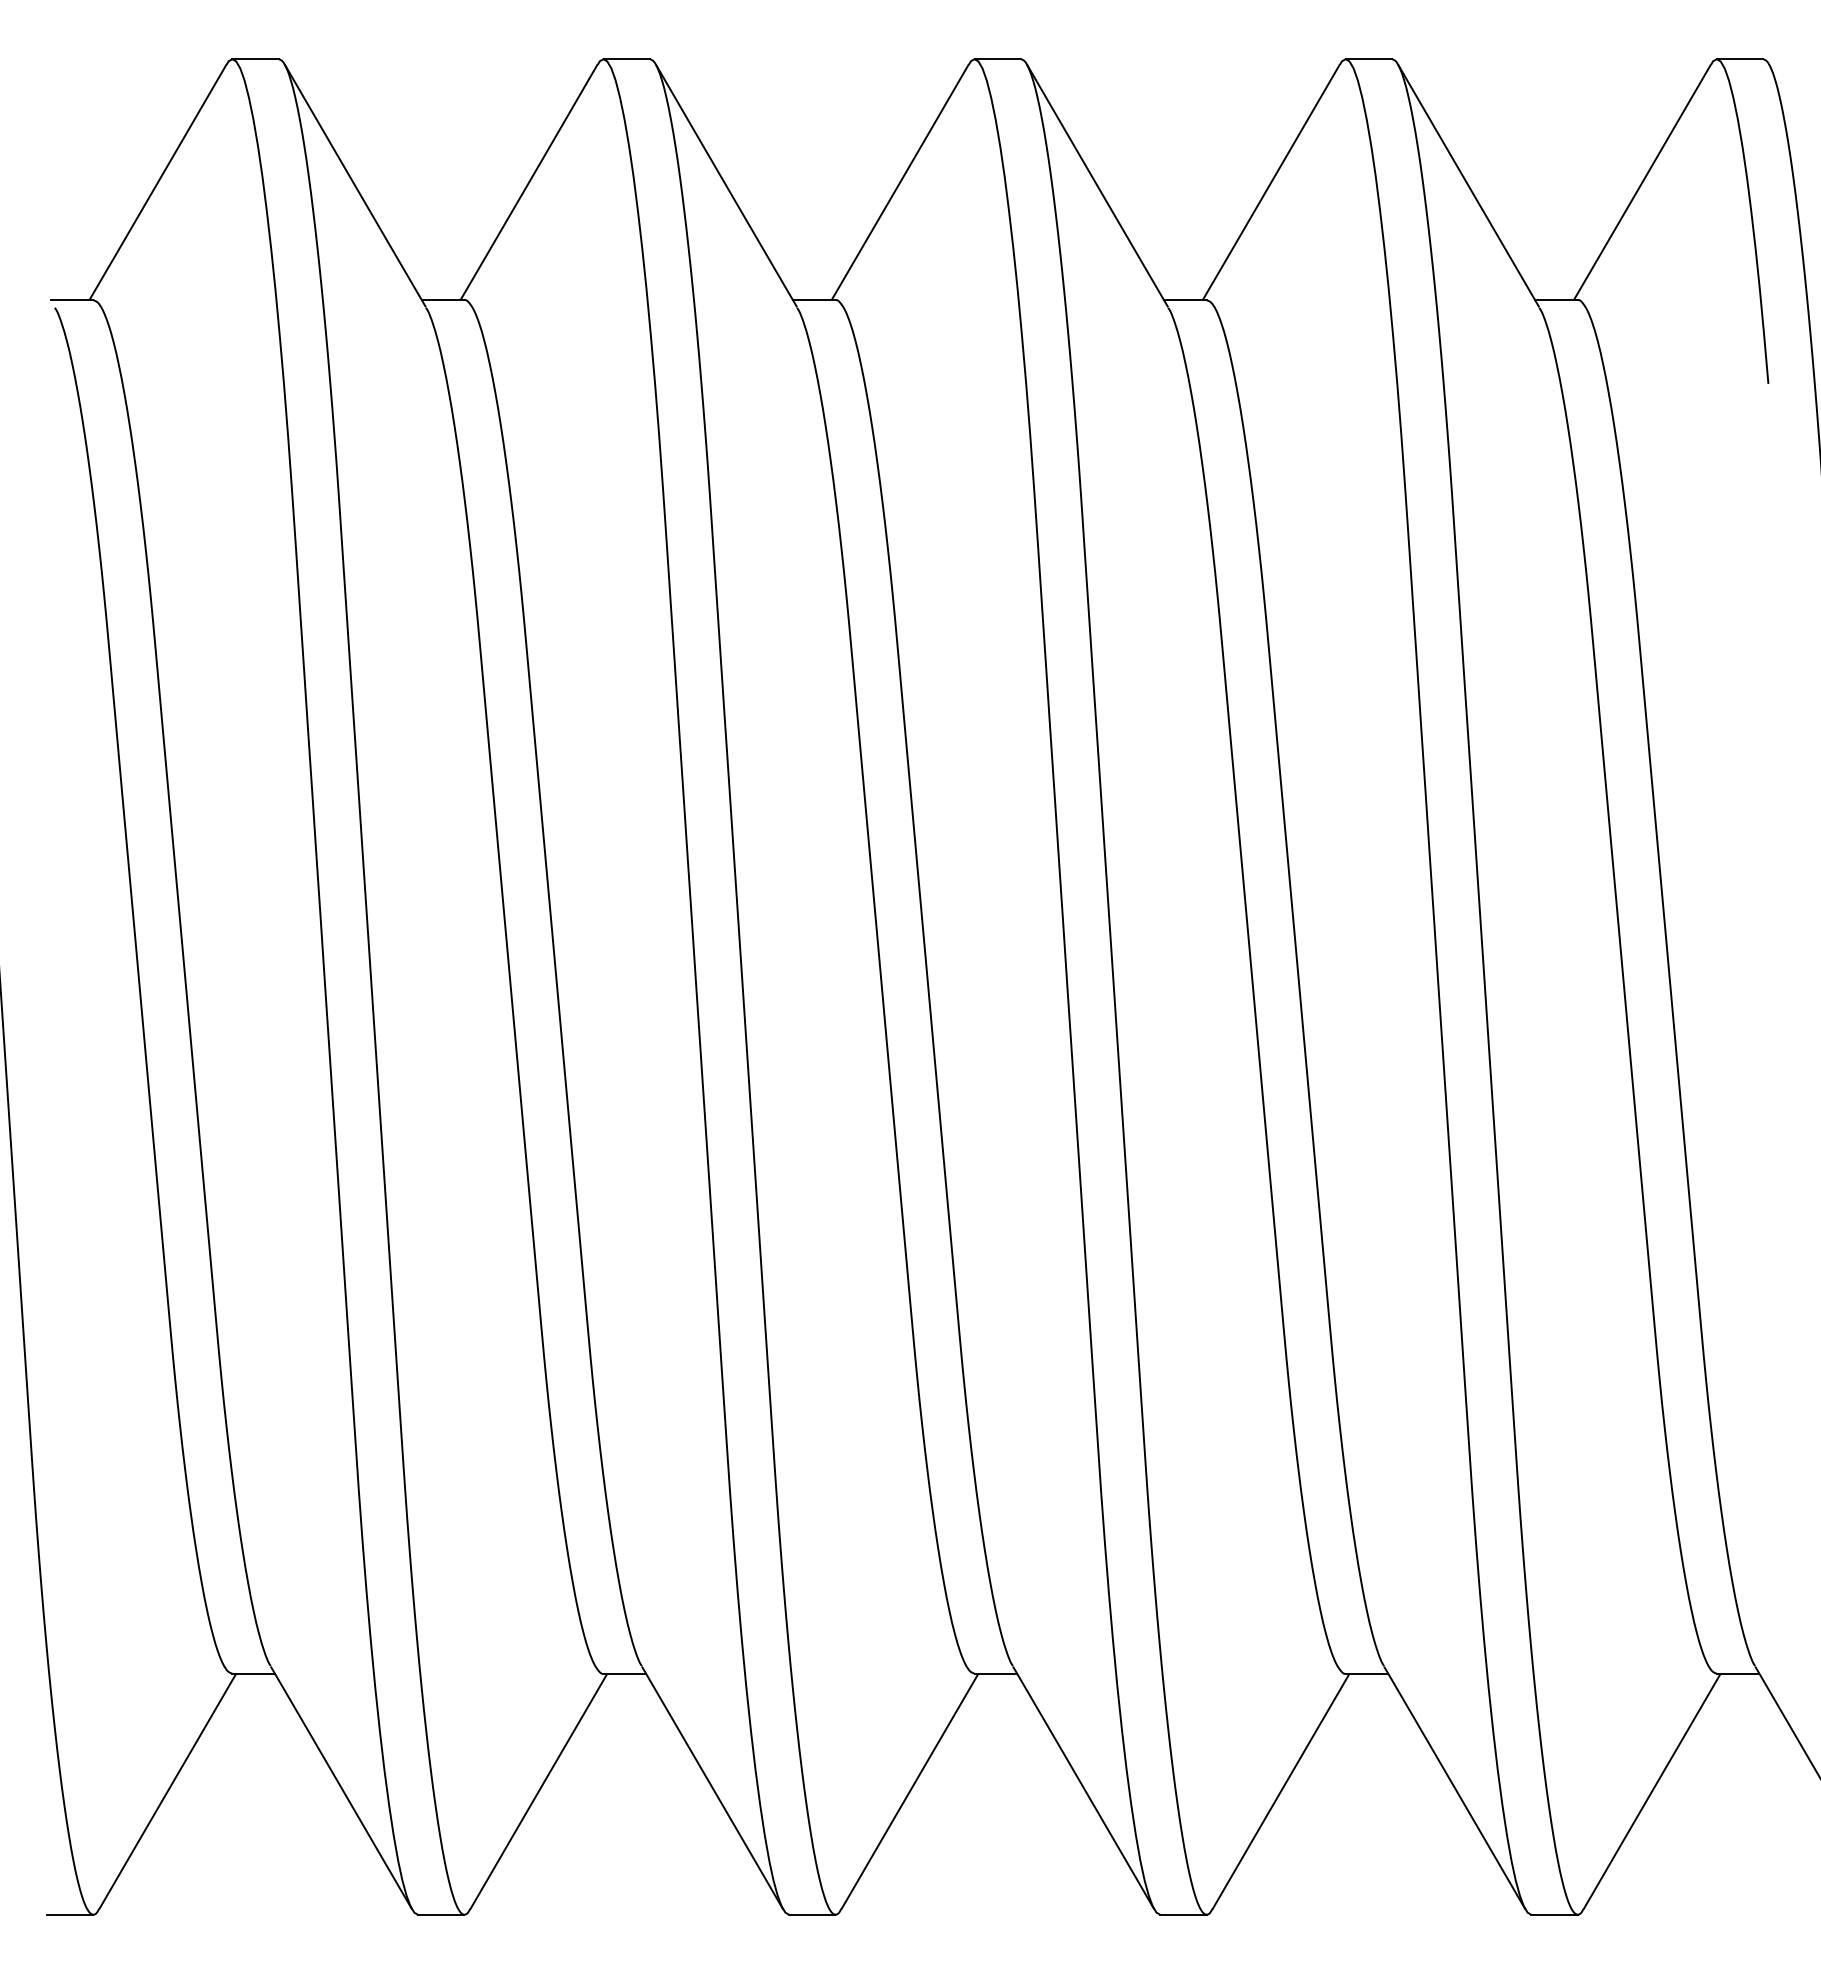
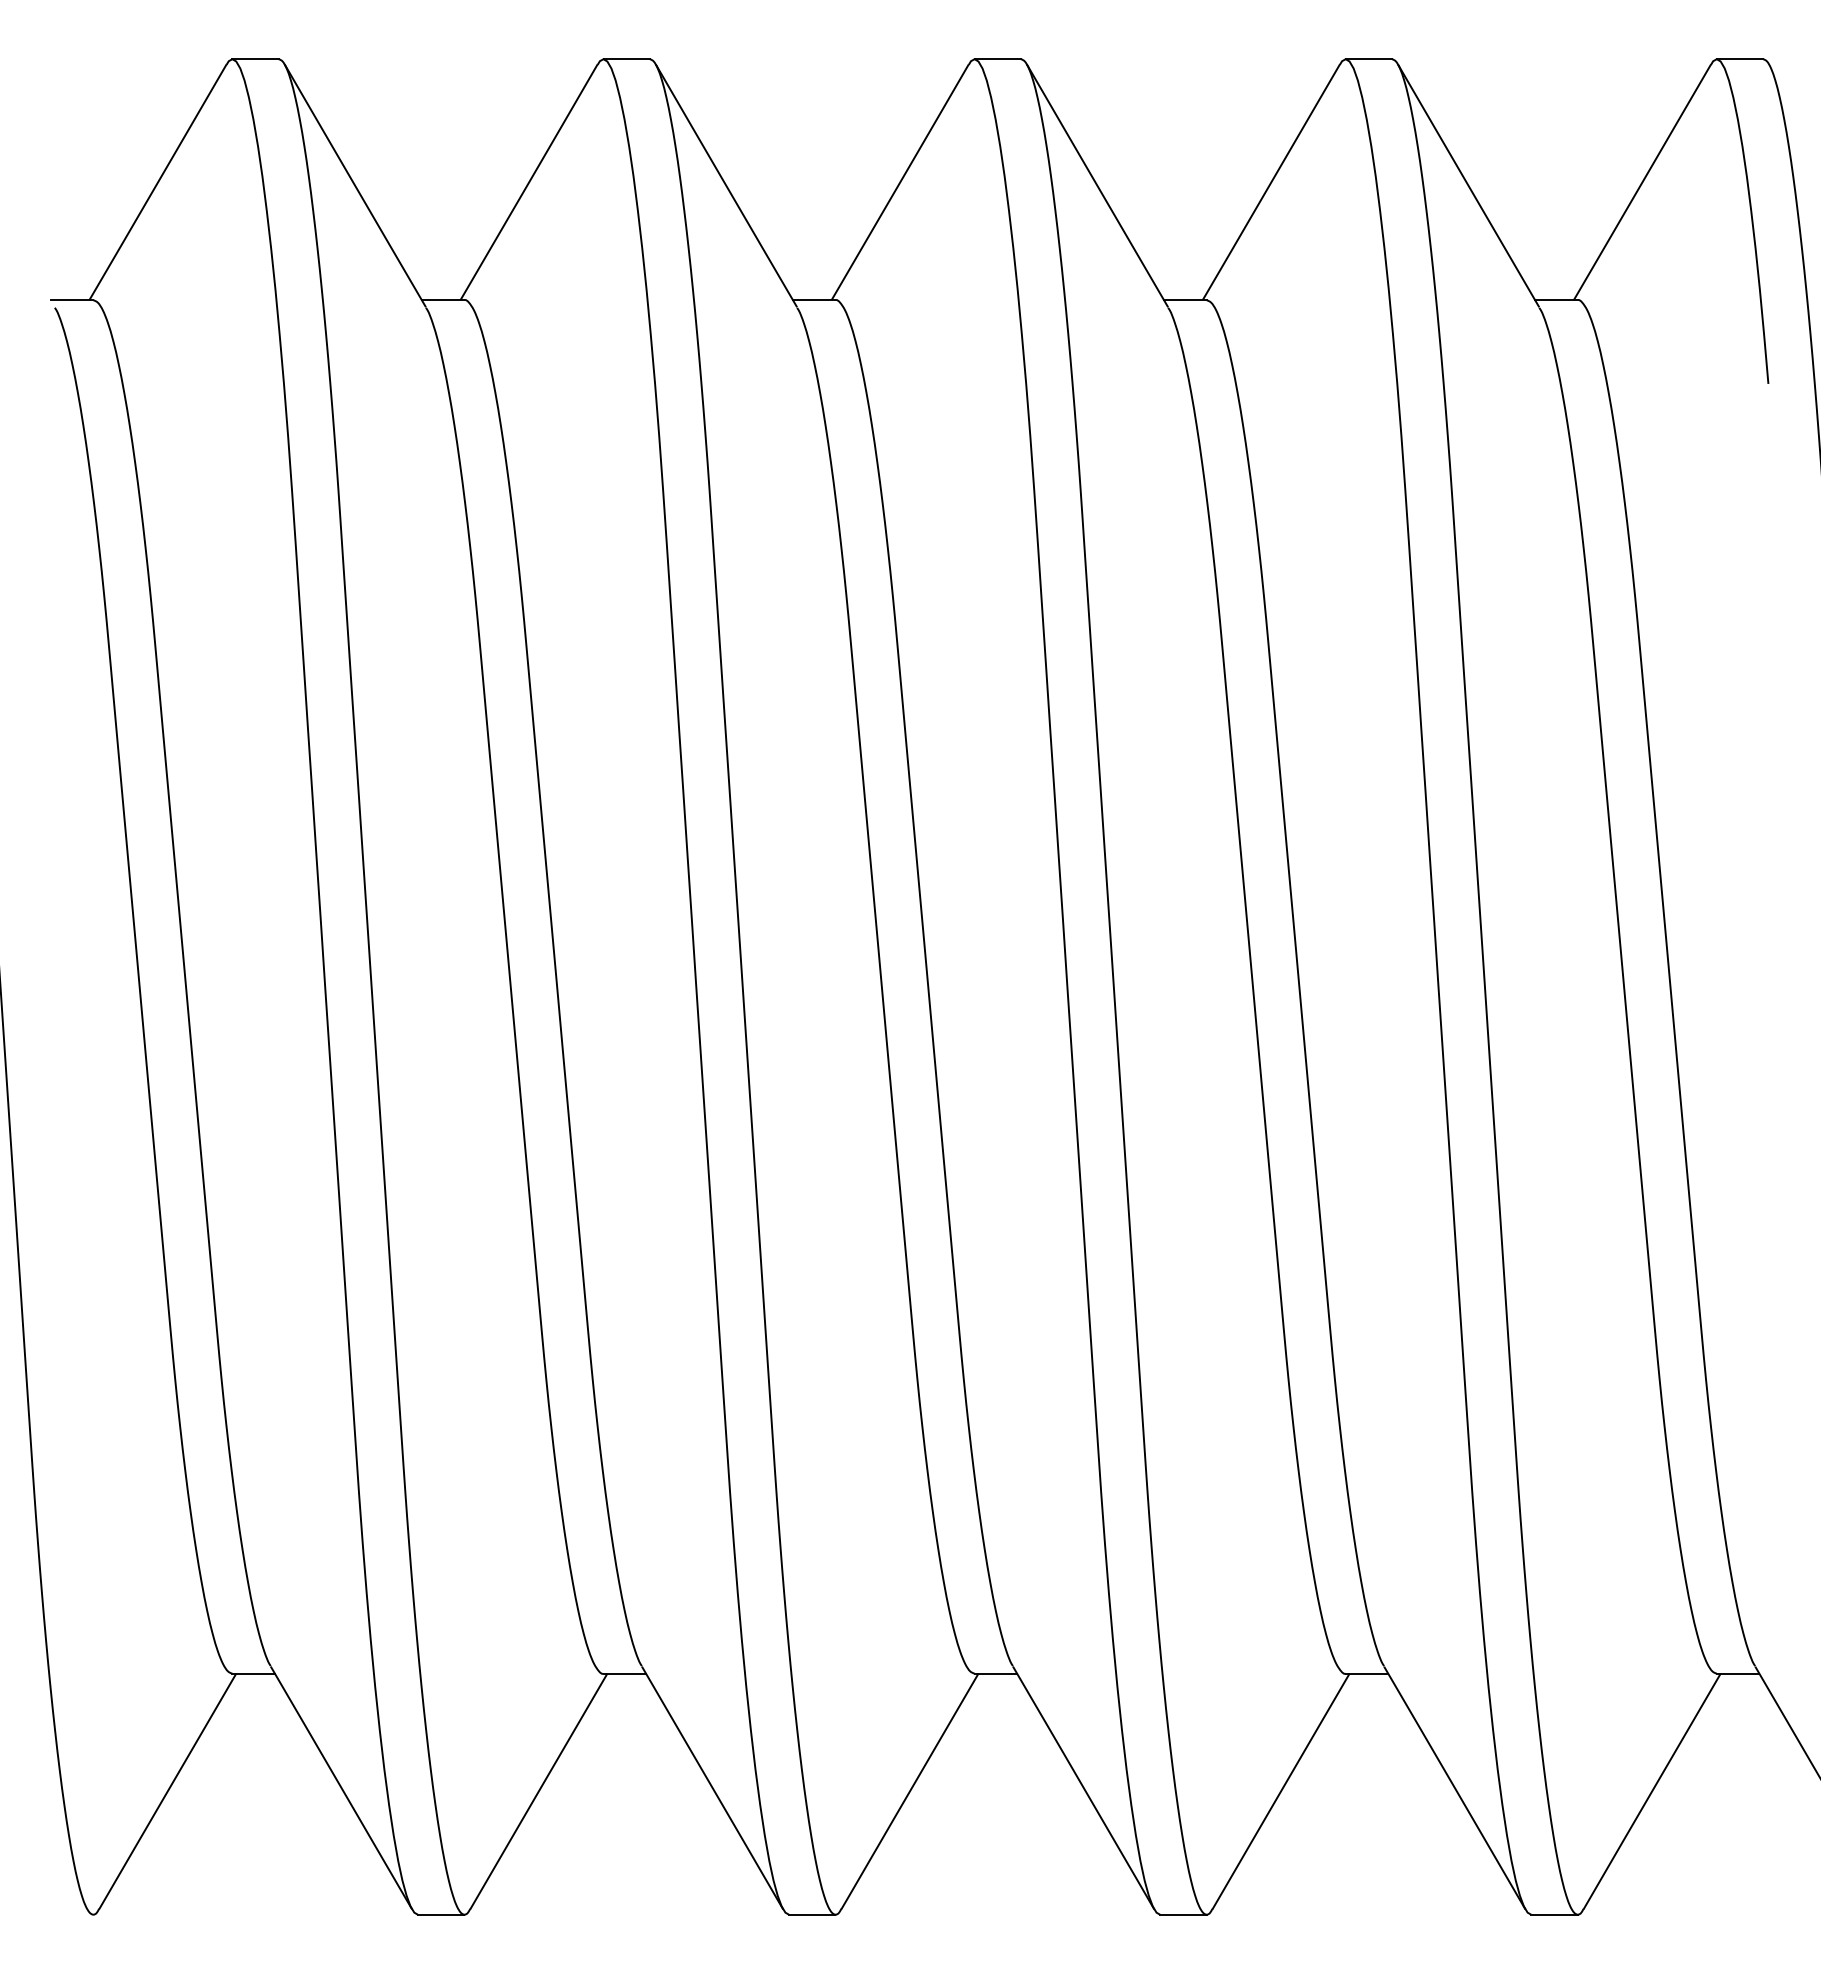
line: present -> none (69, 1914)
